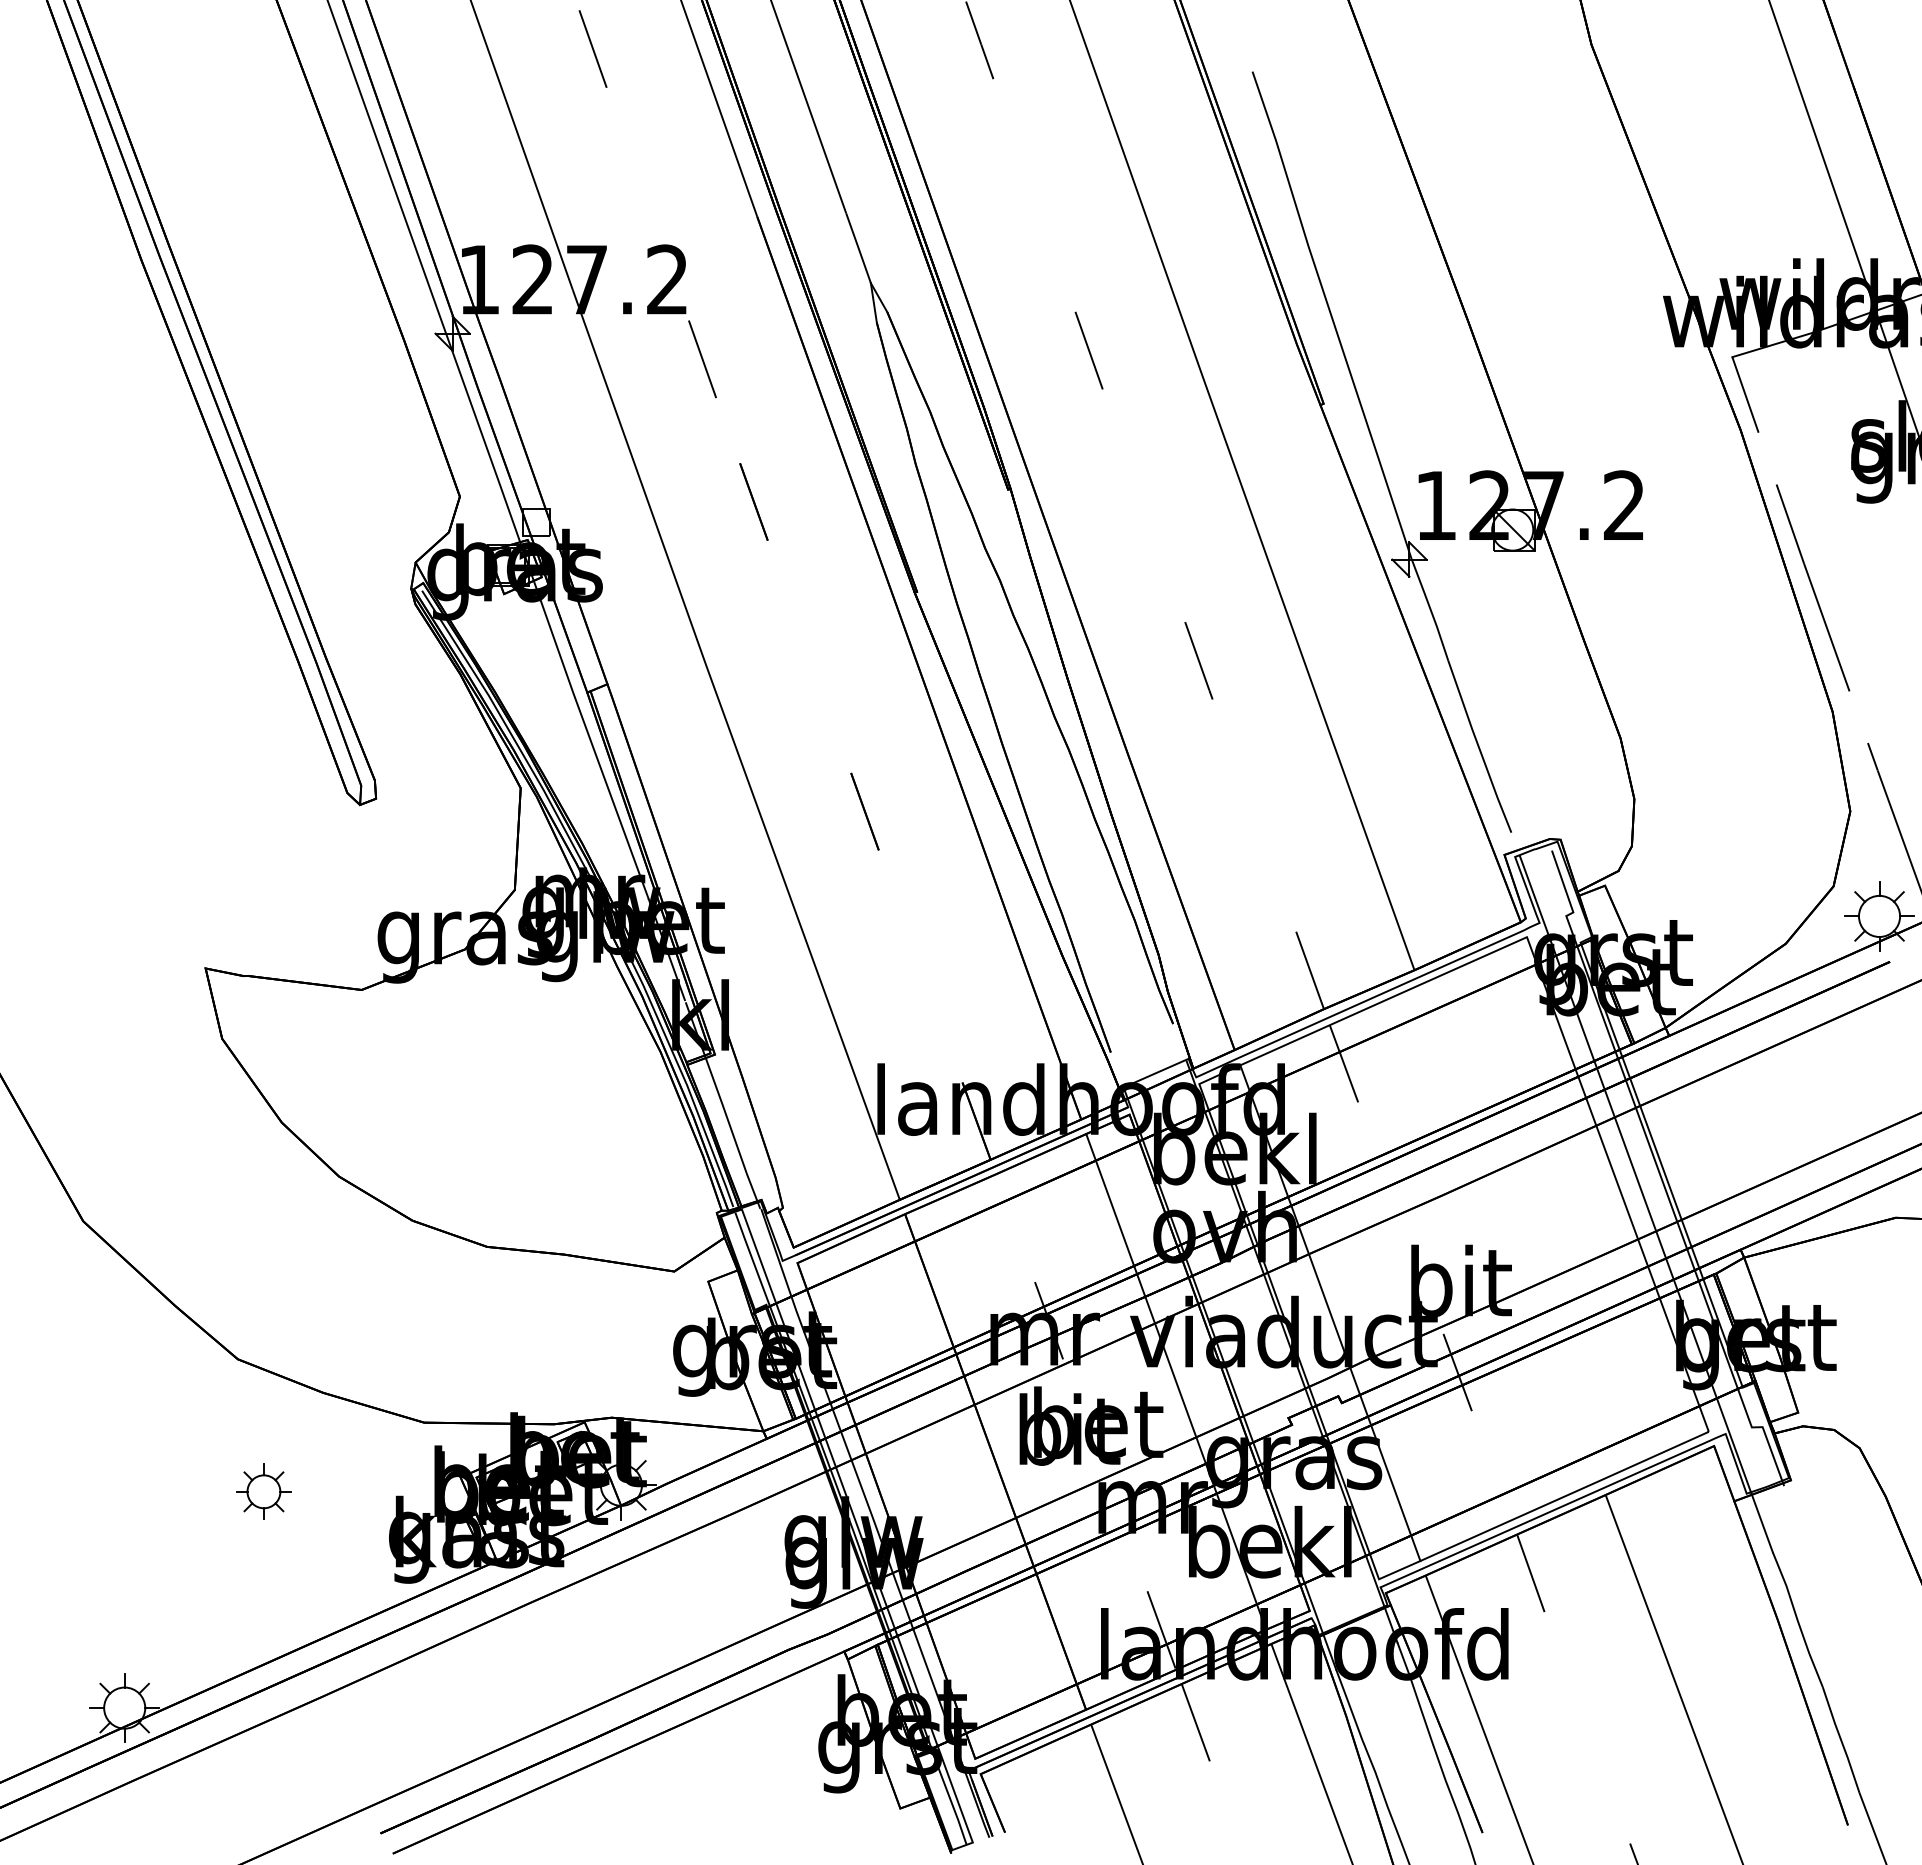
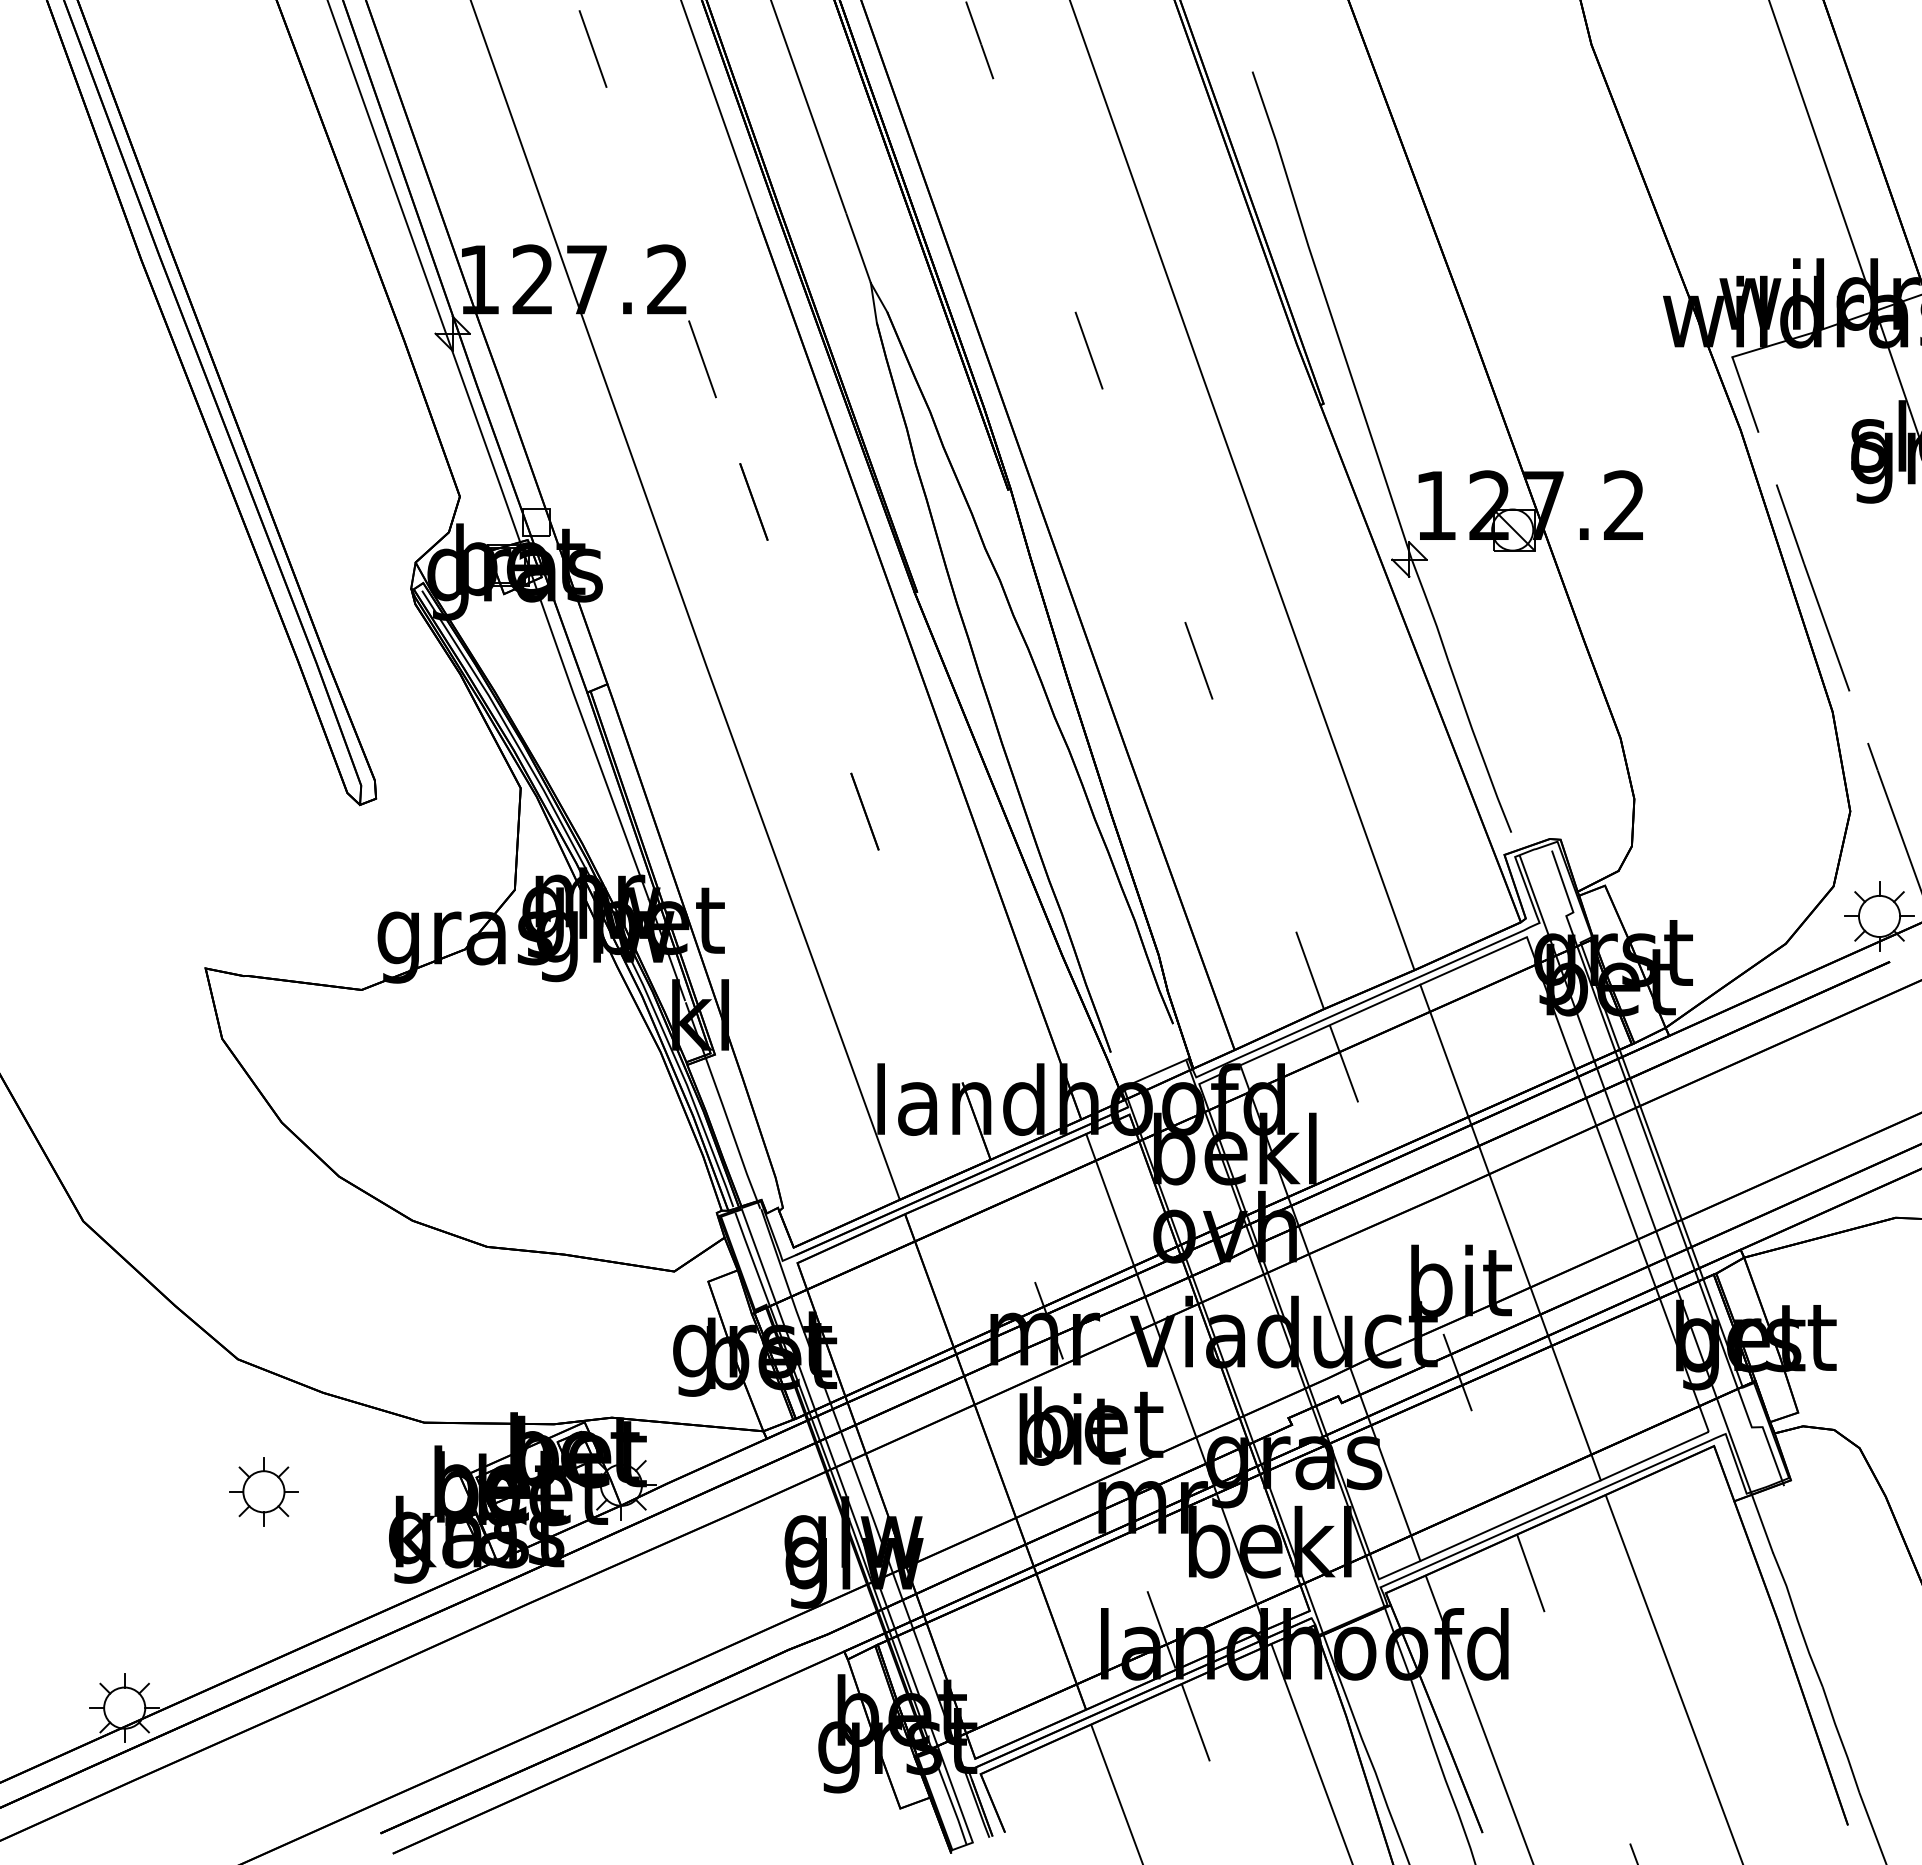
line: none -> present (1510, 1232)
part size: 56x57 px -> 70x70 px (263, 1491)
